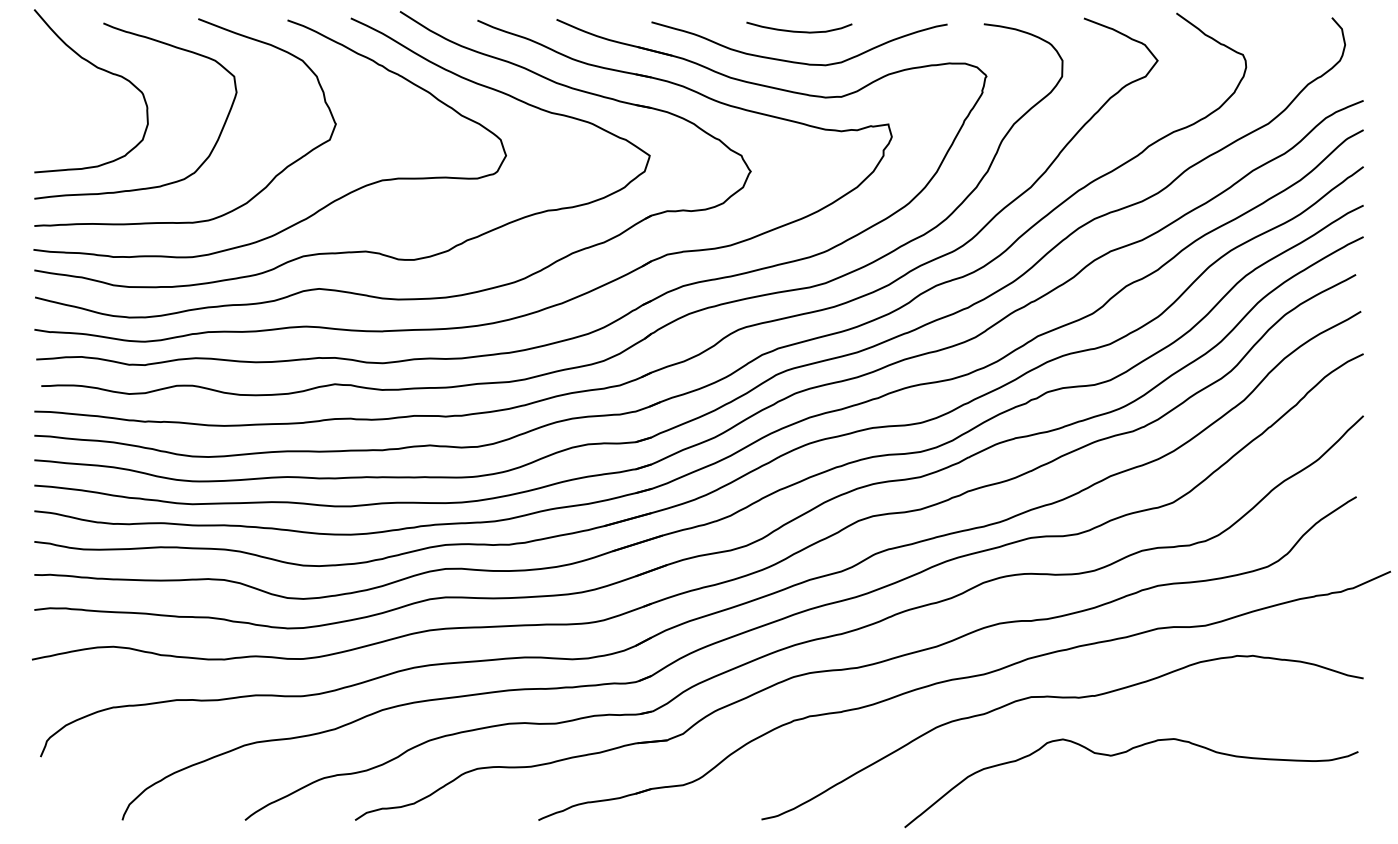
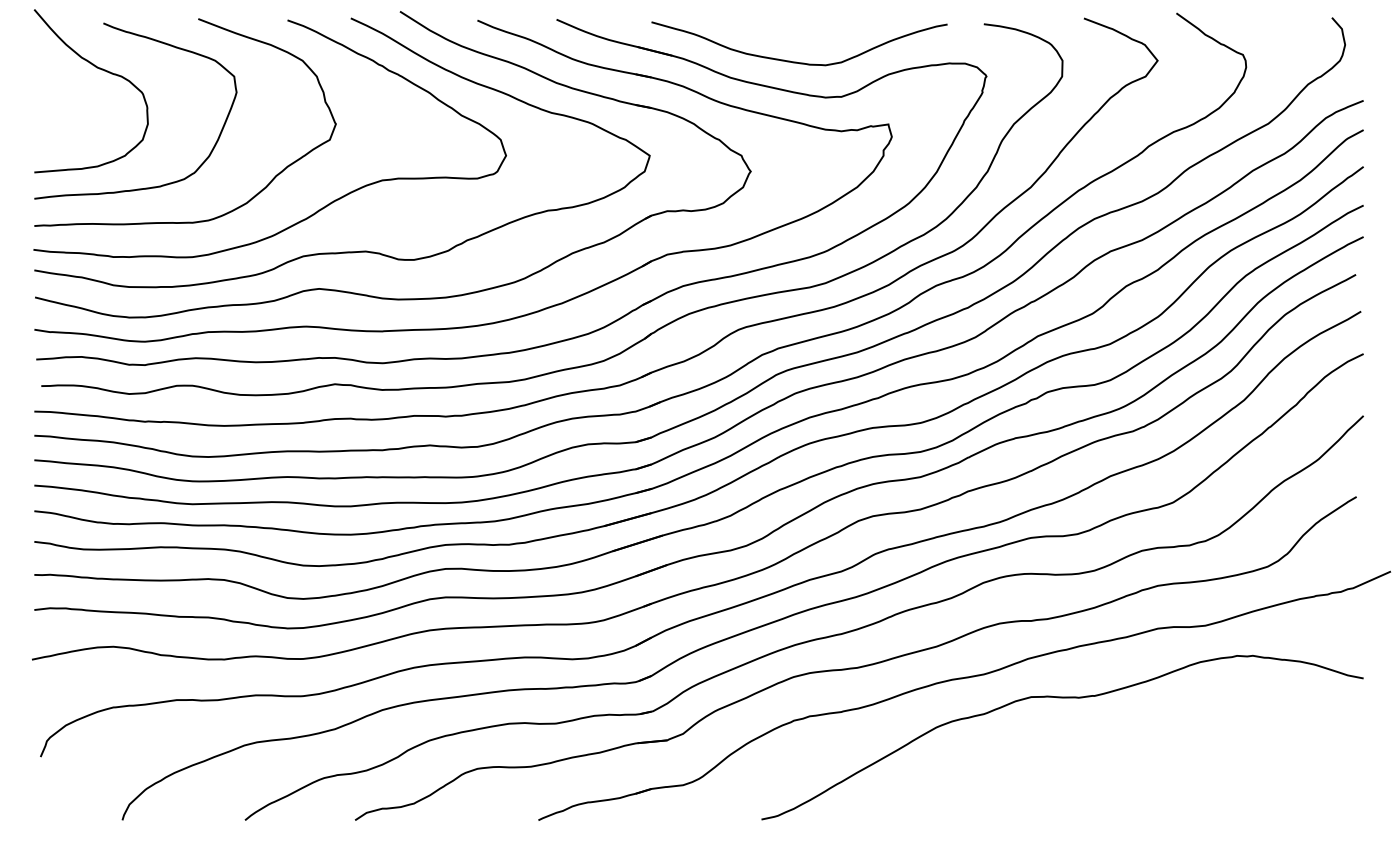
curve: present -> none (799, 31)
curve: present -> none (1124, 753)
